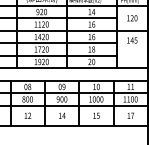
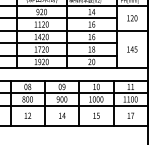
text position: (132, 40) -> (132, 49) (132, 49)
